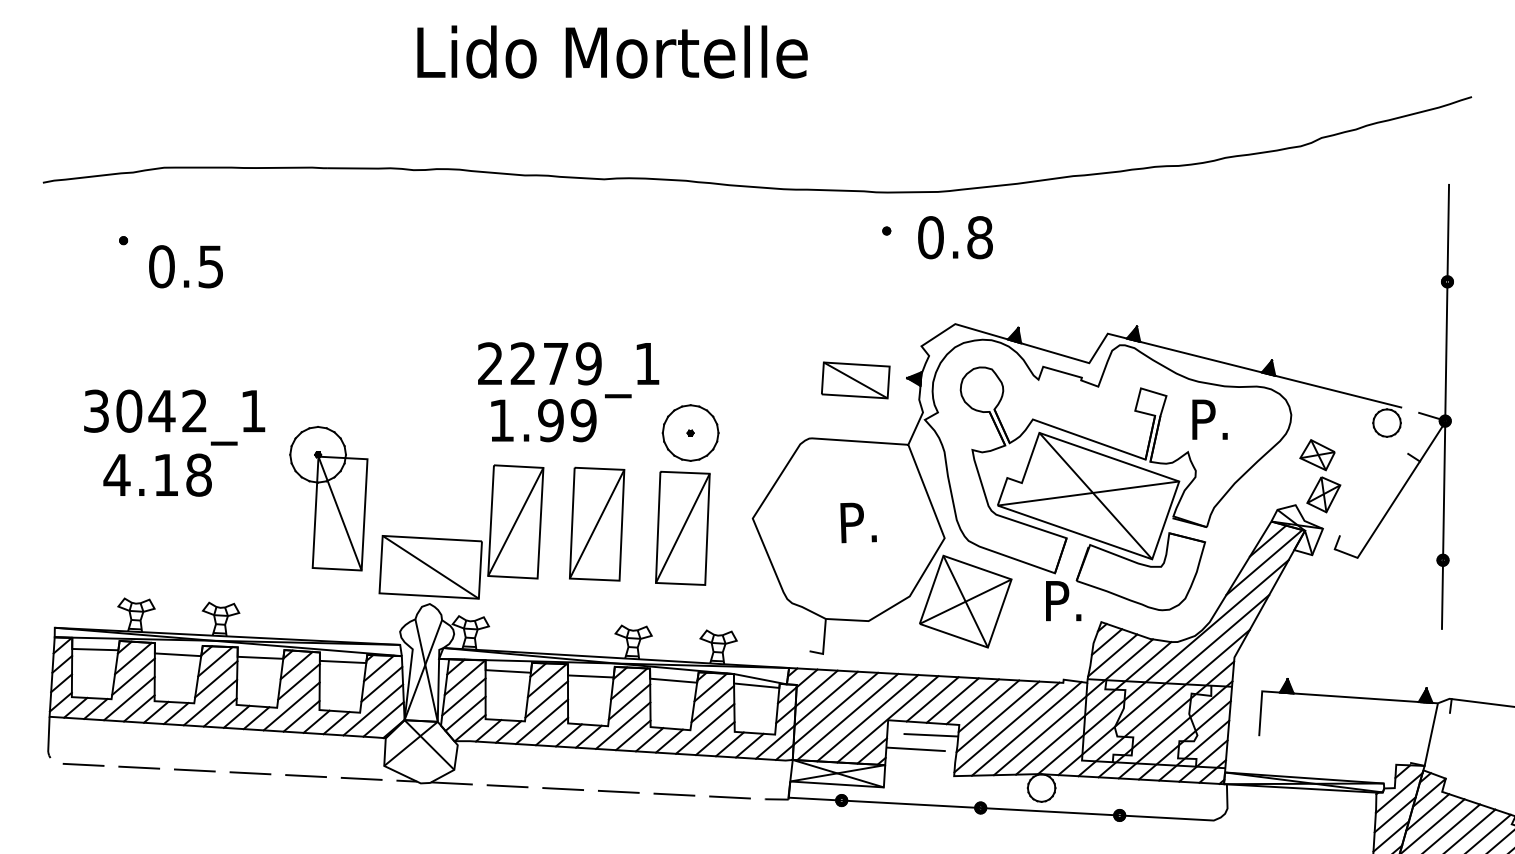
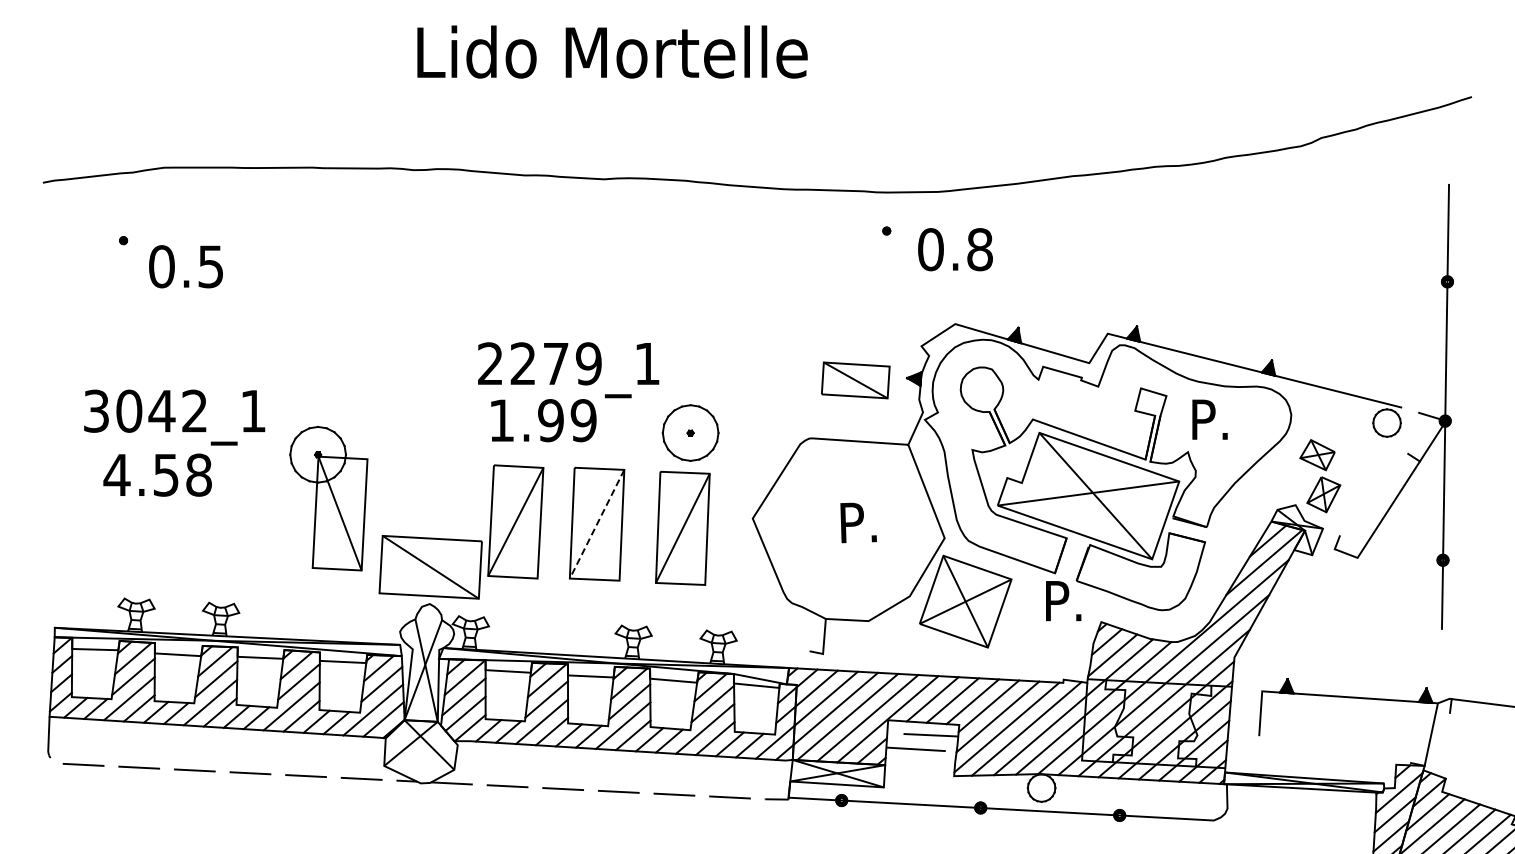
text position: (955, 237) -> (955, 249) (955, 249)
text: 4.18 -> 4.58 (166, 475)
line: solid -> dashed (597, 524)
